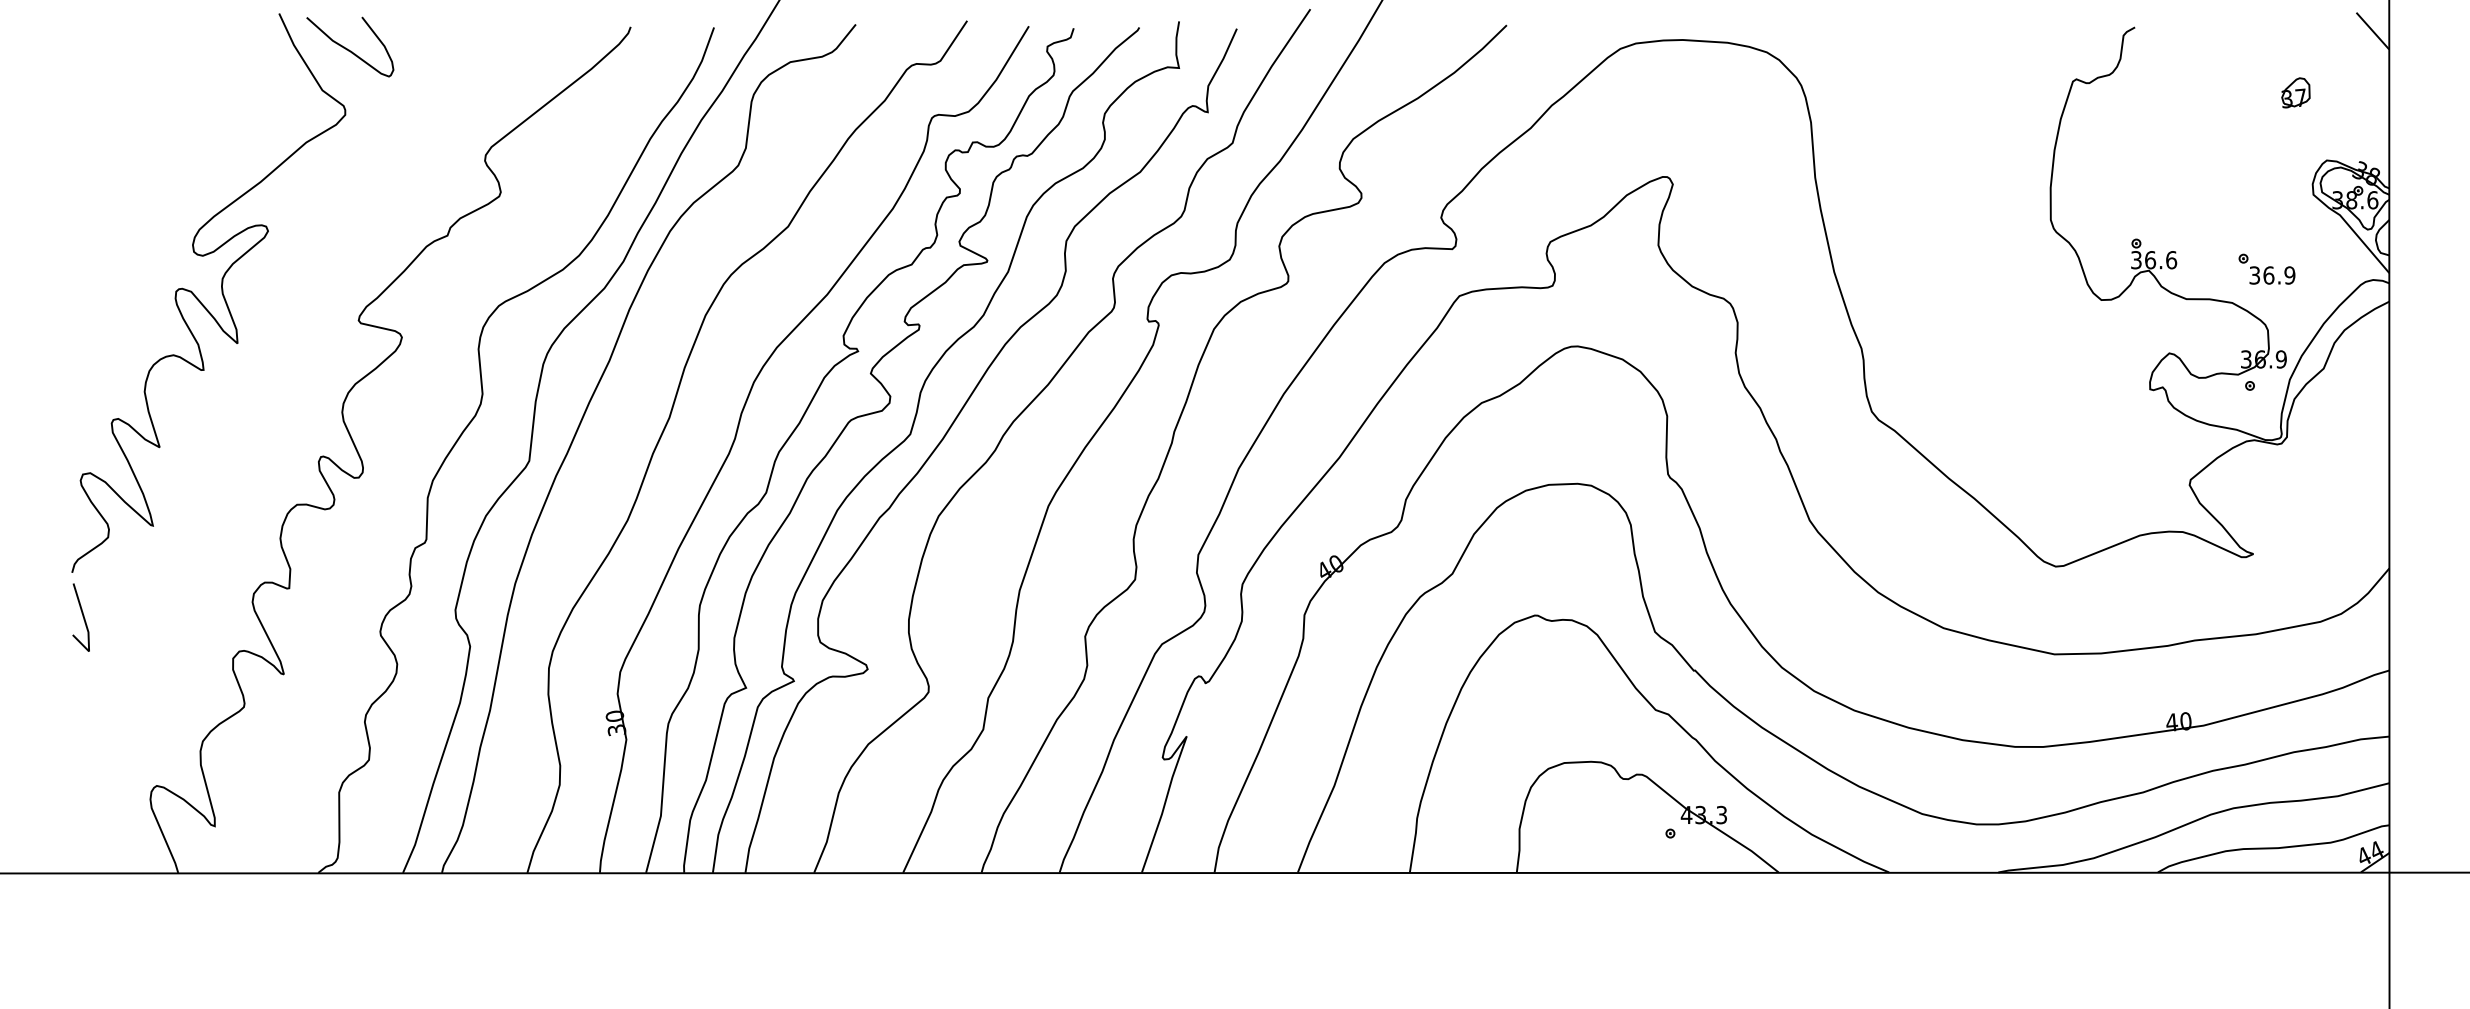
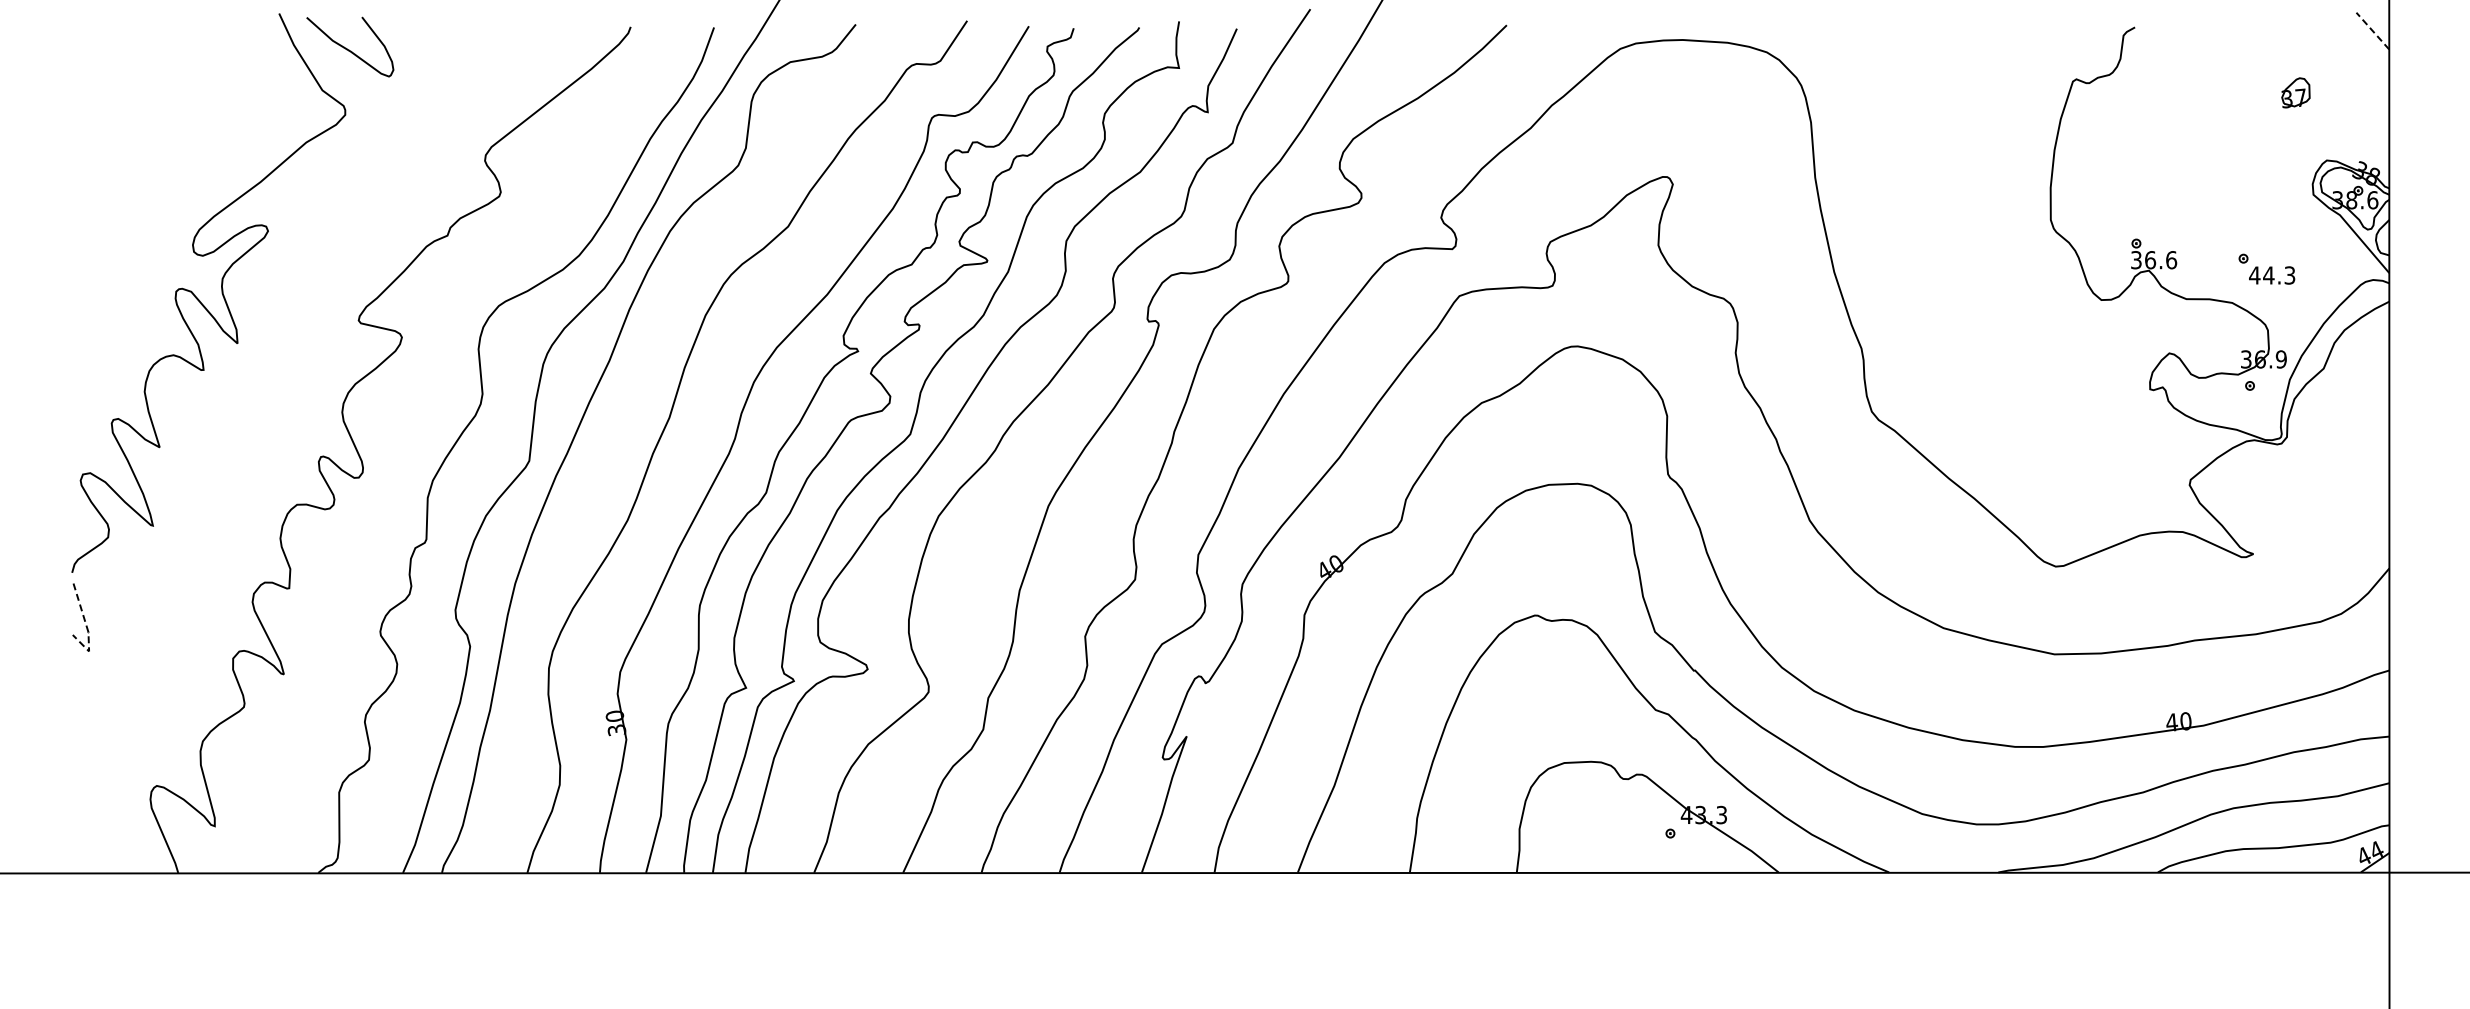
line: solid -> dashed (2372, 31)
text: 36.9 -> 44.3 (2272, 275)
line: solid -> dashed (87, 630)
